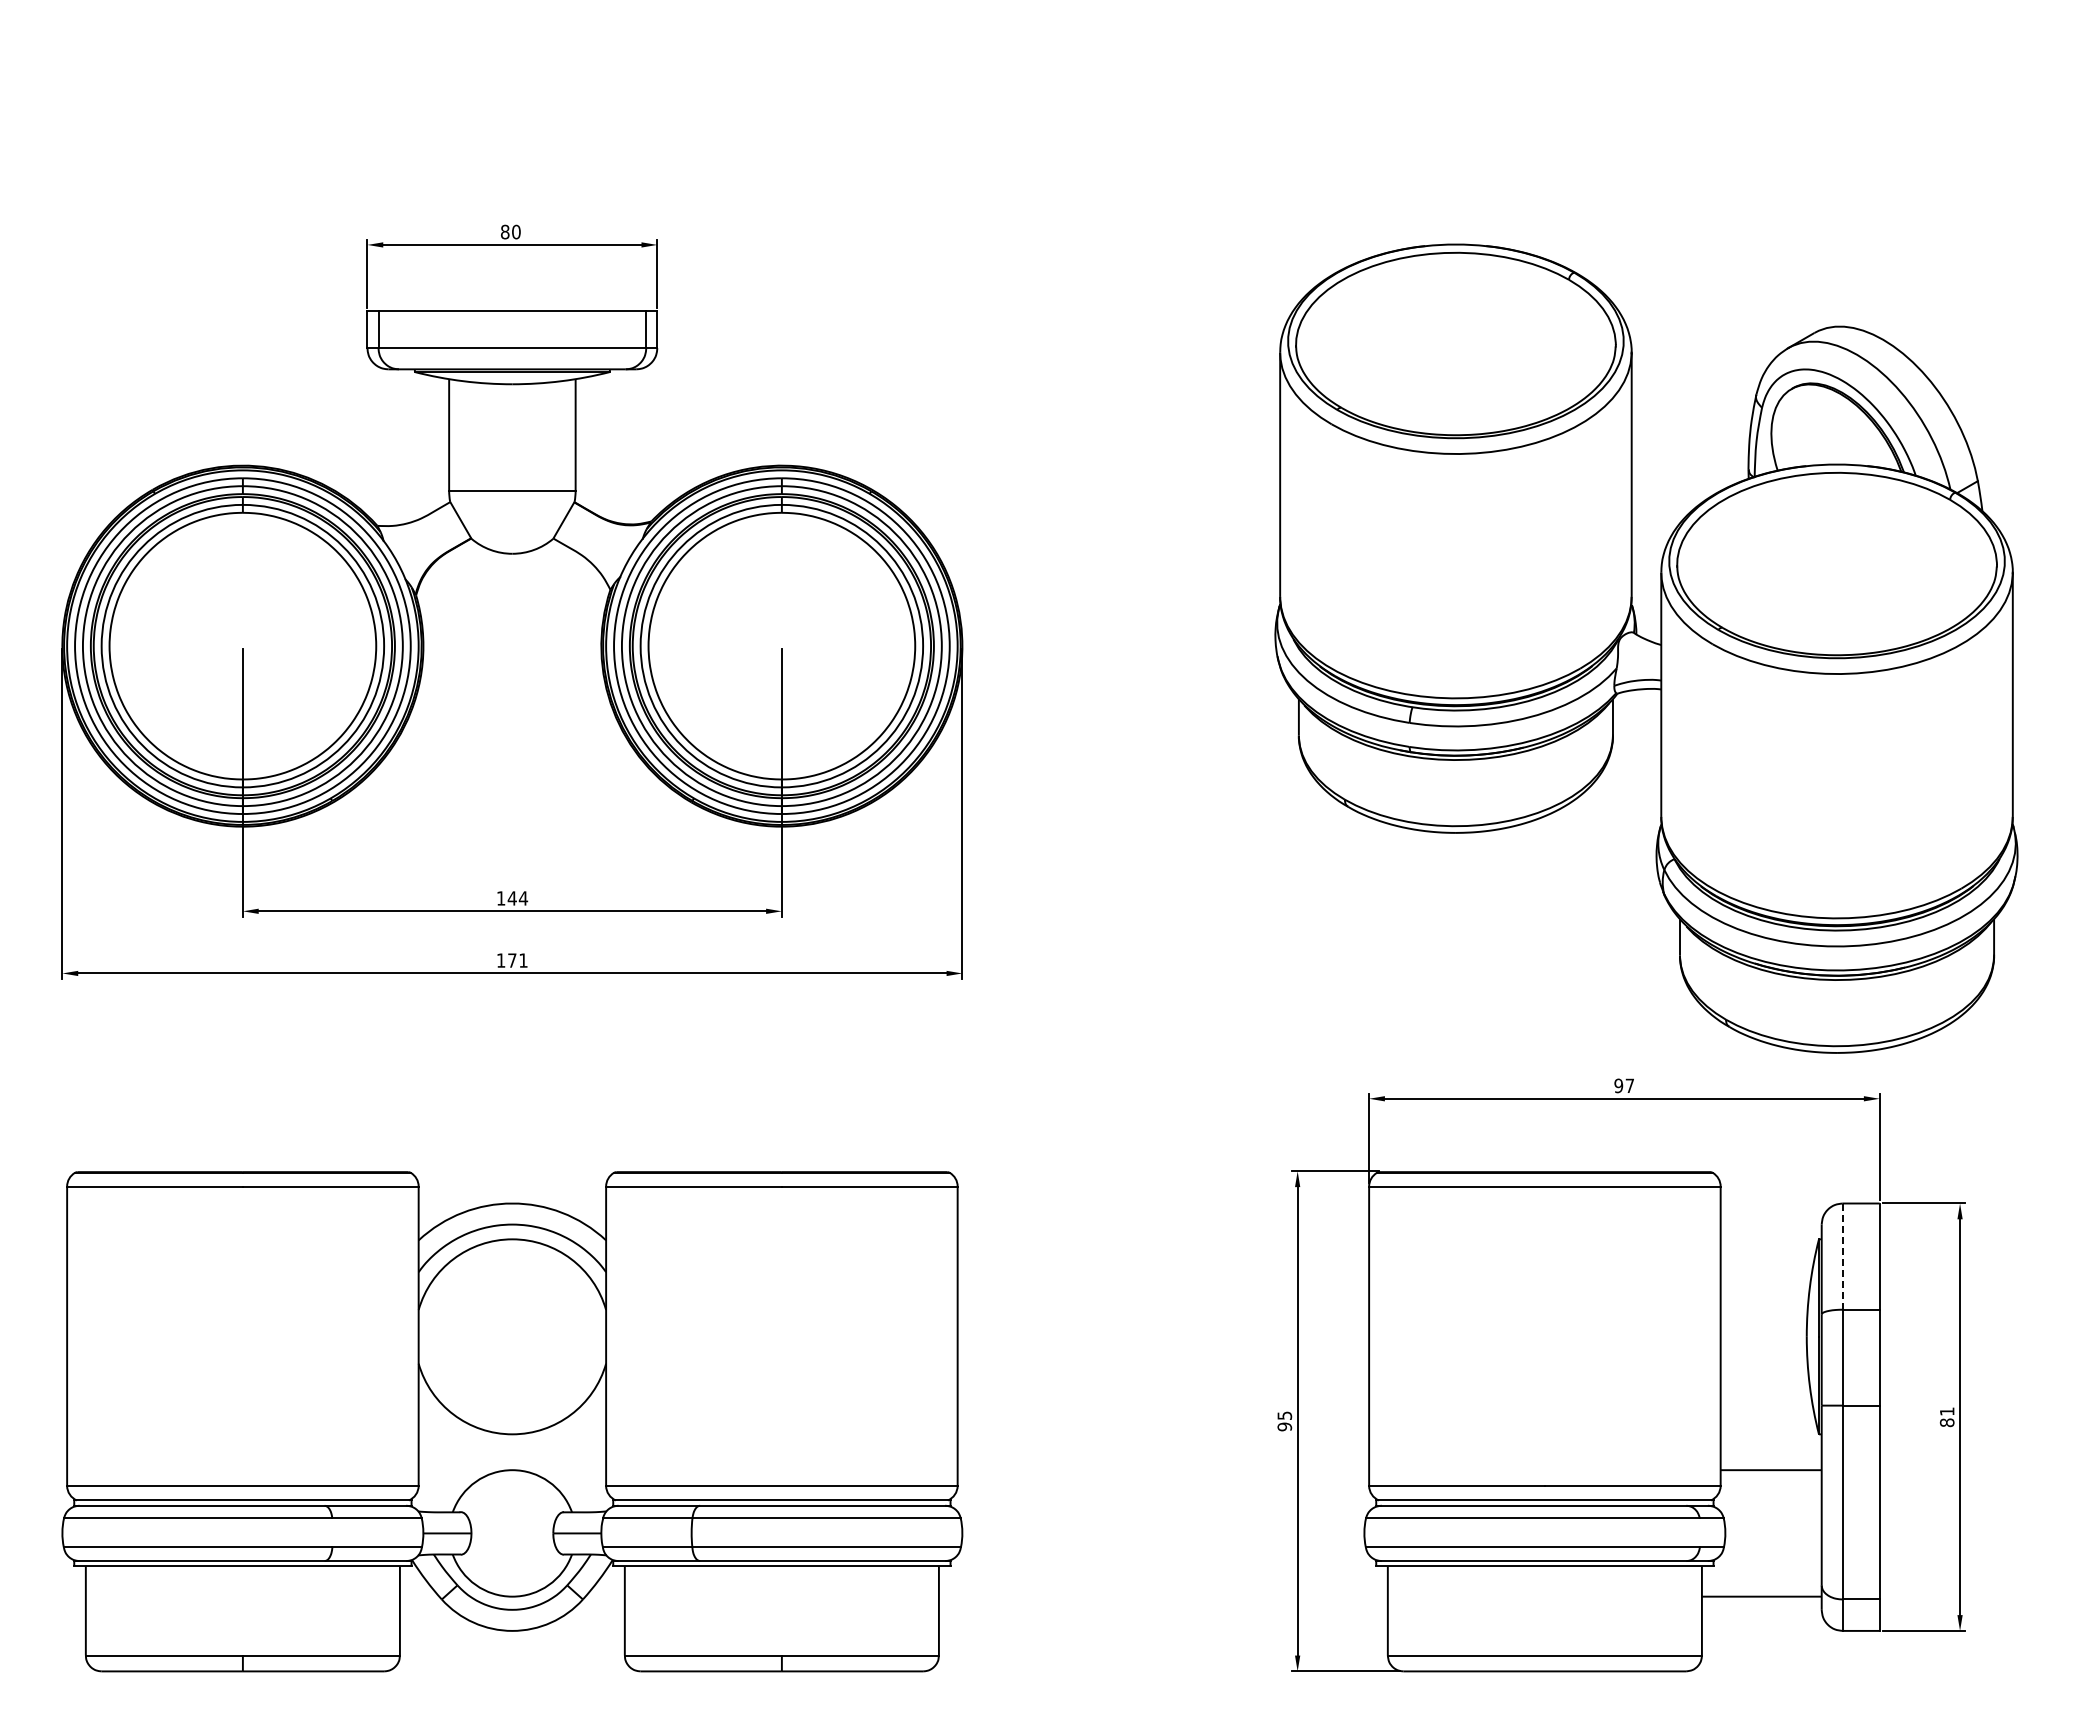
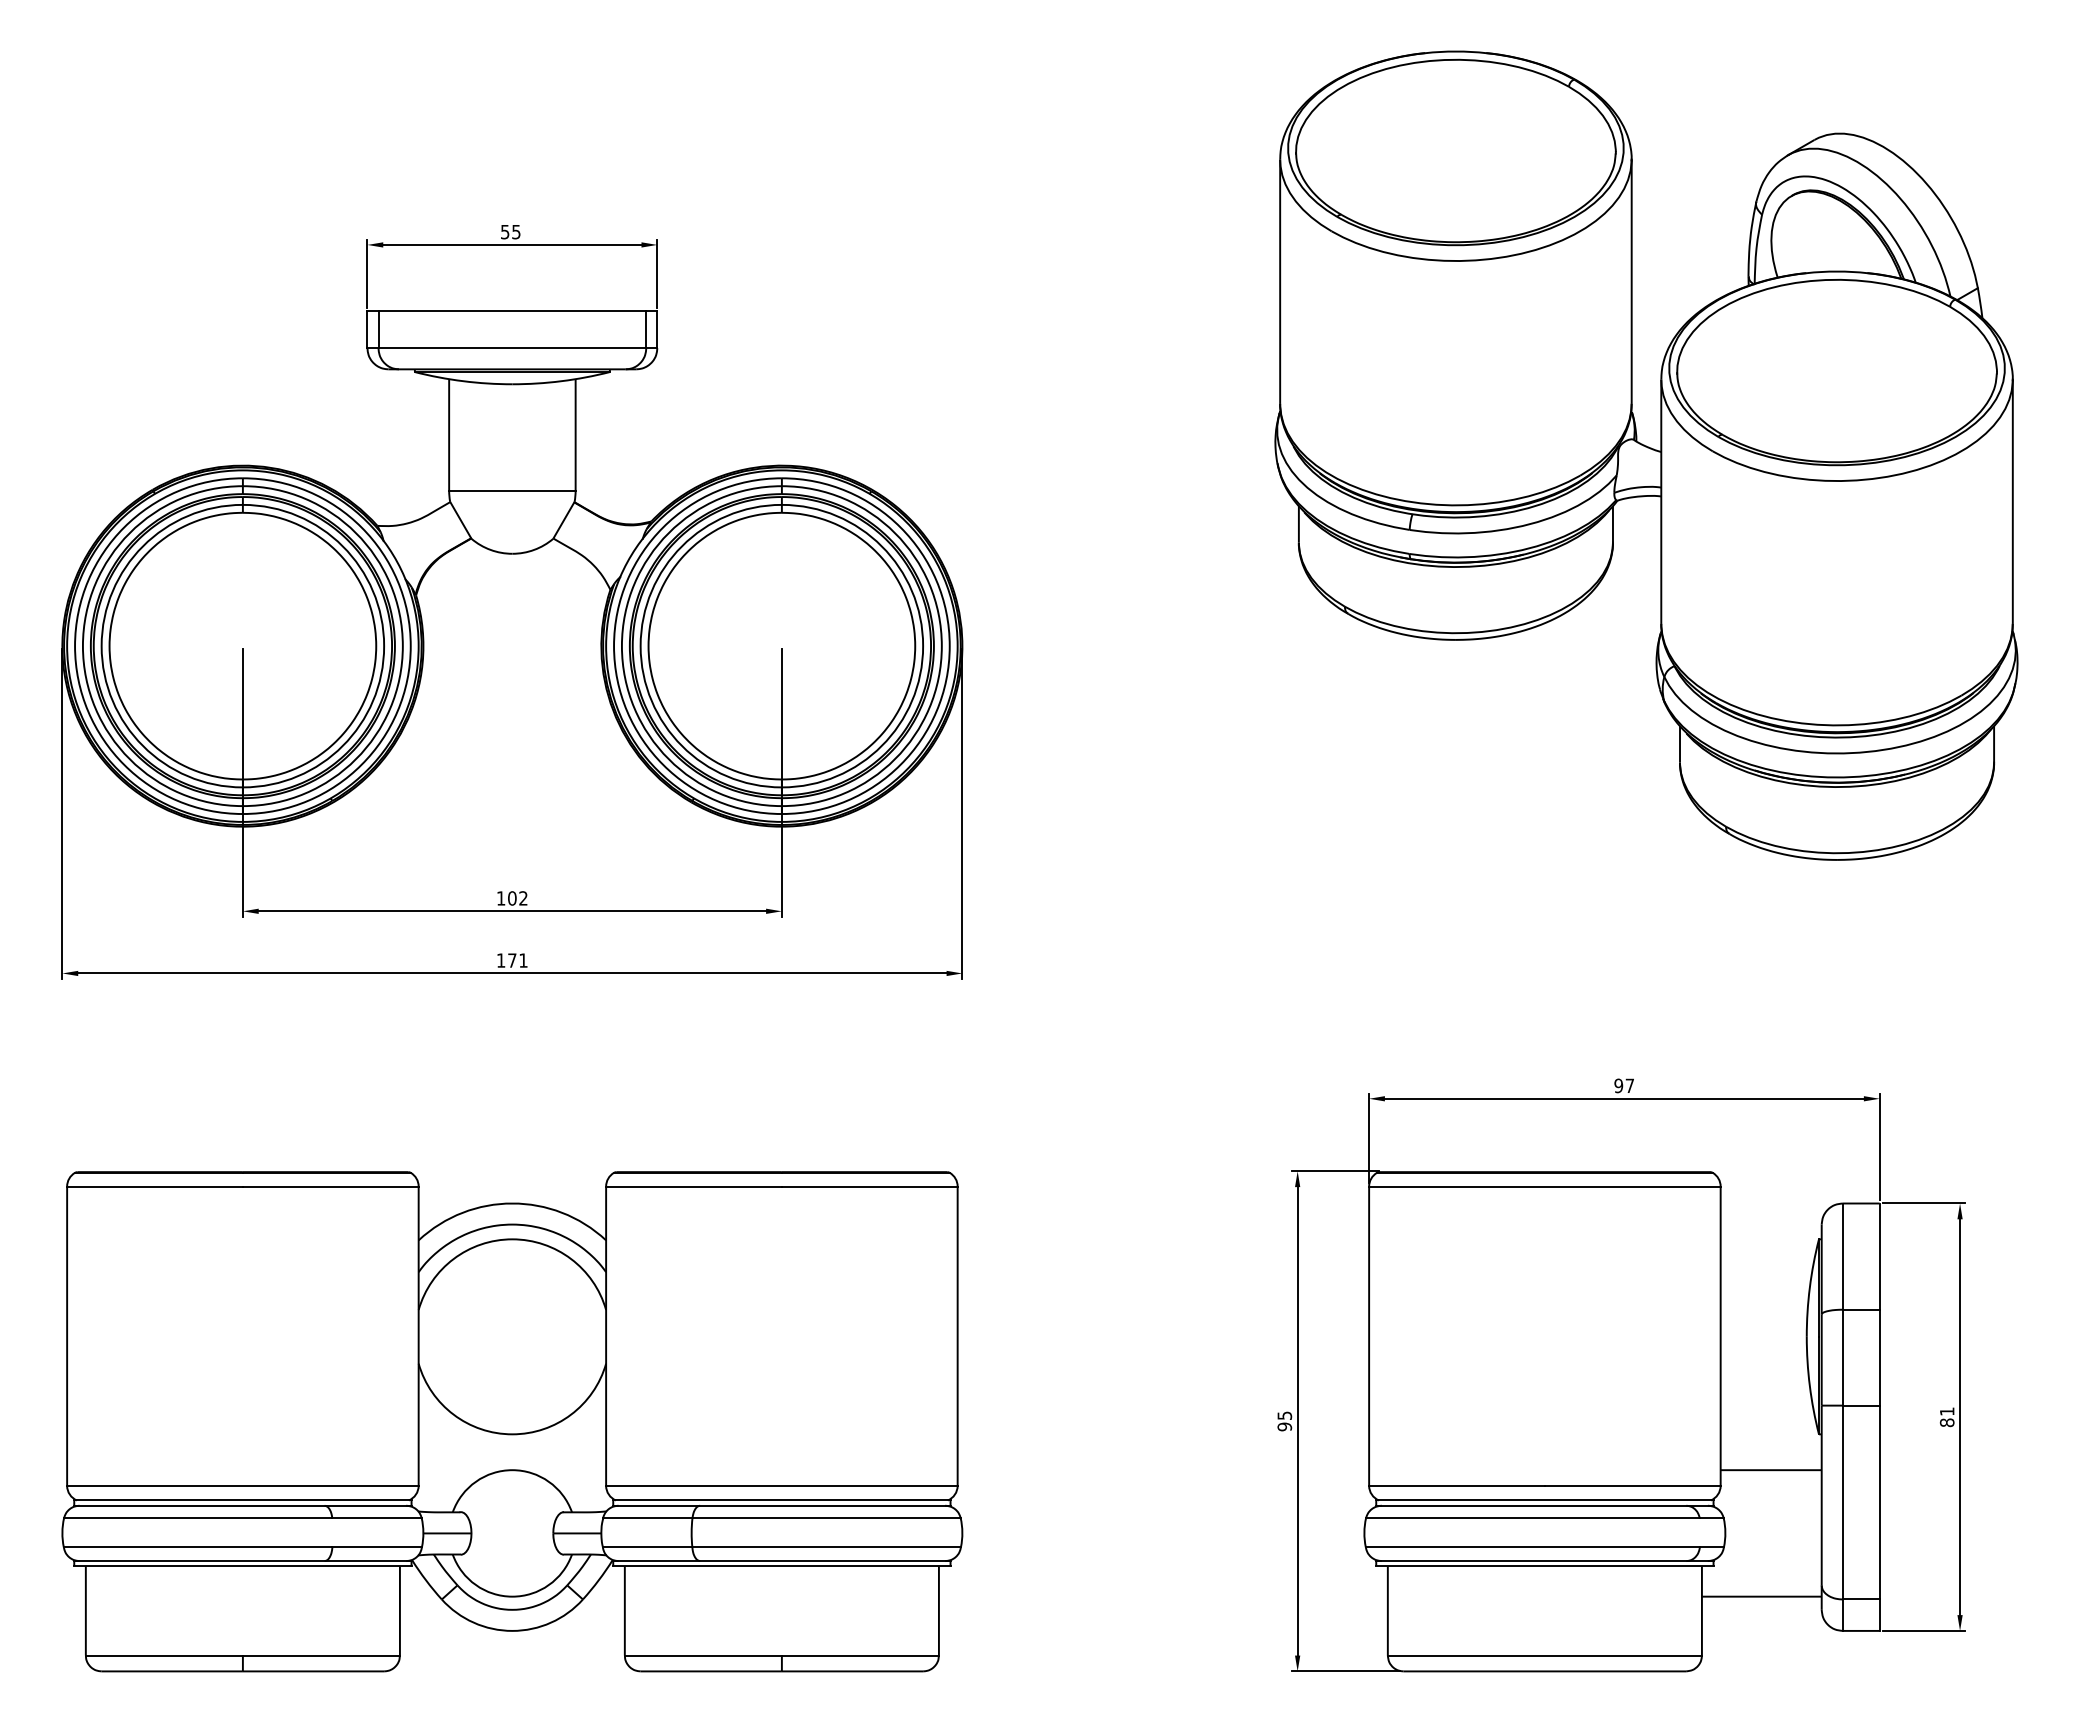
text: 80 -> 55 (510, 231)
part position: (1646, 648) -> (1646, 455) (1646, 455)
text: 144 -> 102 (517, 898)
line: dashed -> solid (1842, 1256)
